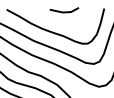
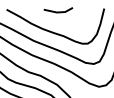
line position: (64, 11) -> (58, 11) (58, 11)
